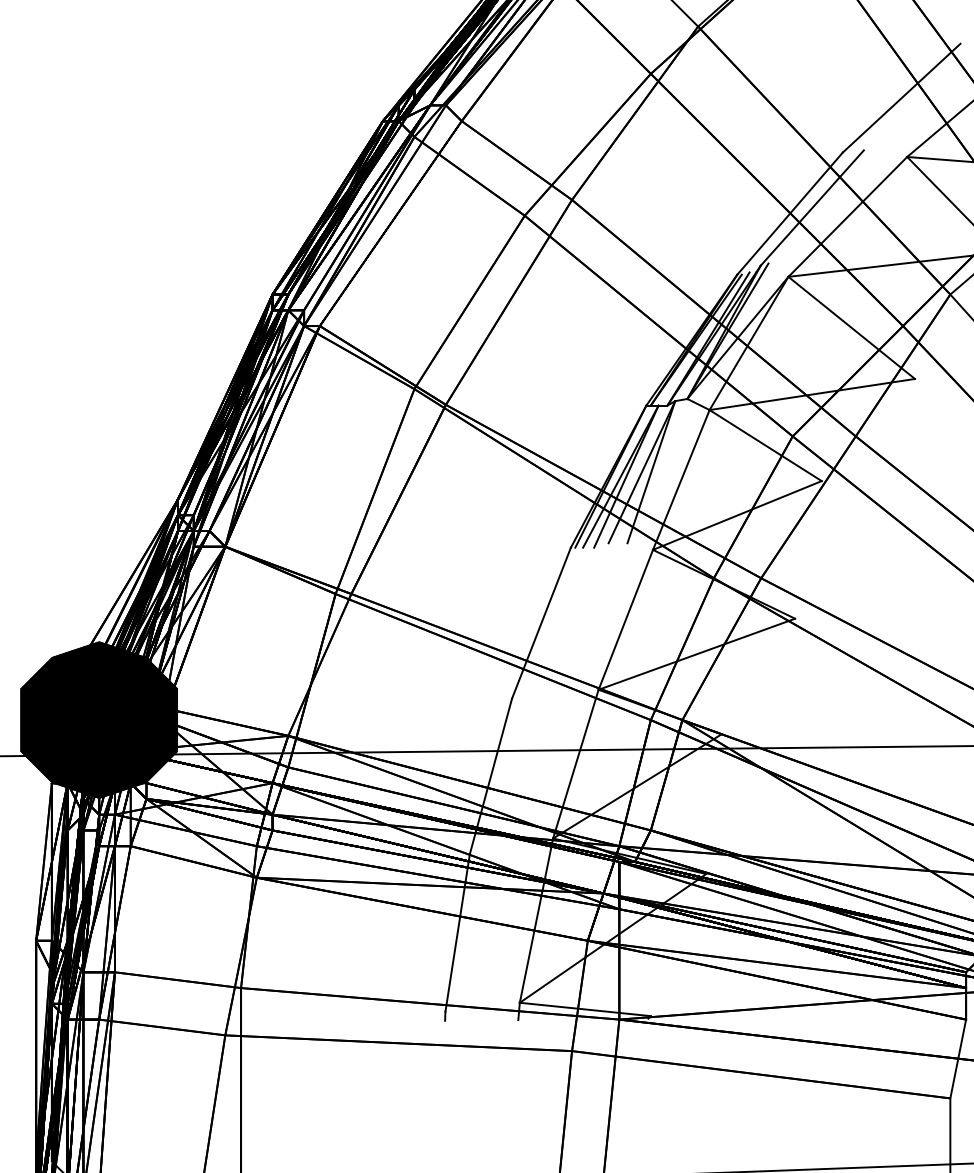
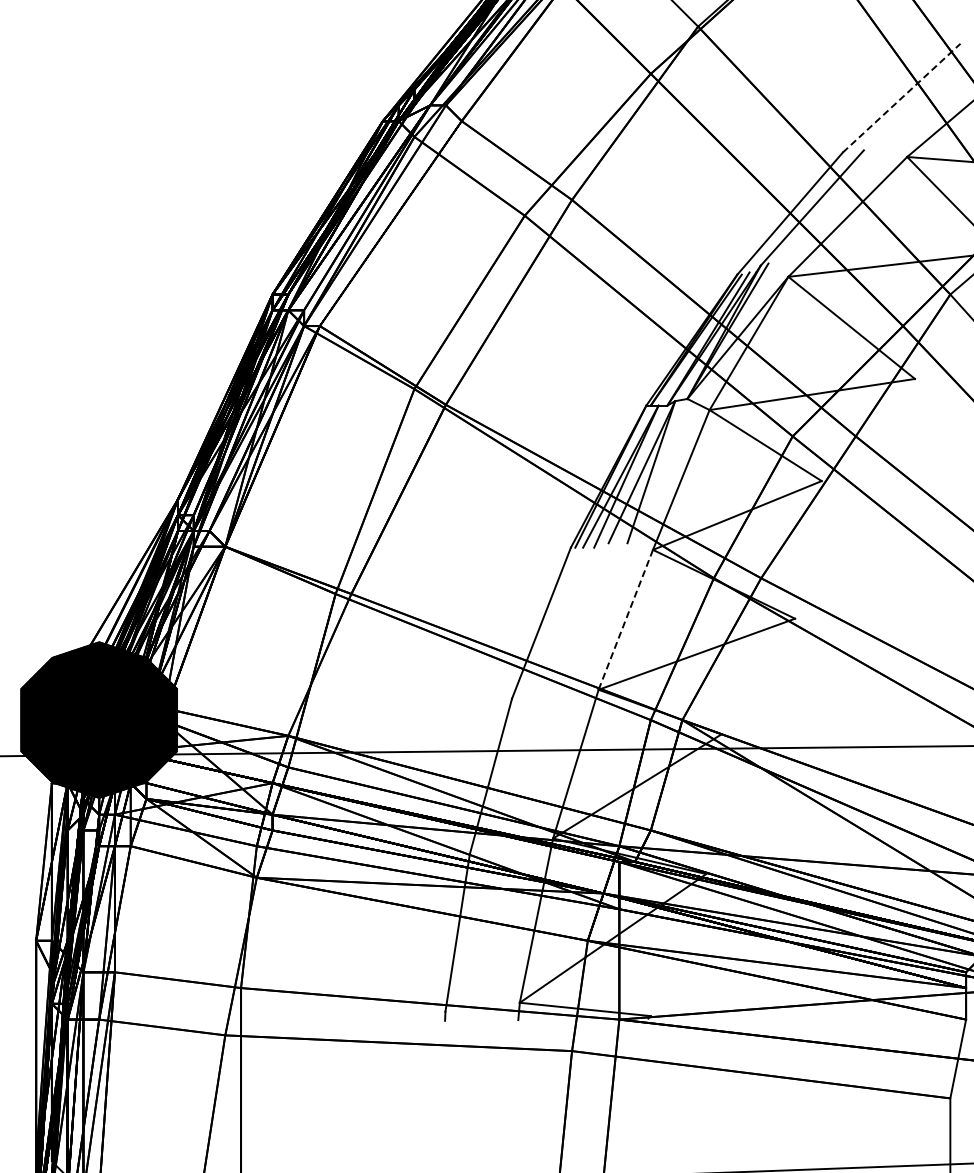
line: solid -> dashed (902, 97)
line: solid -> dashed (625, 620)
